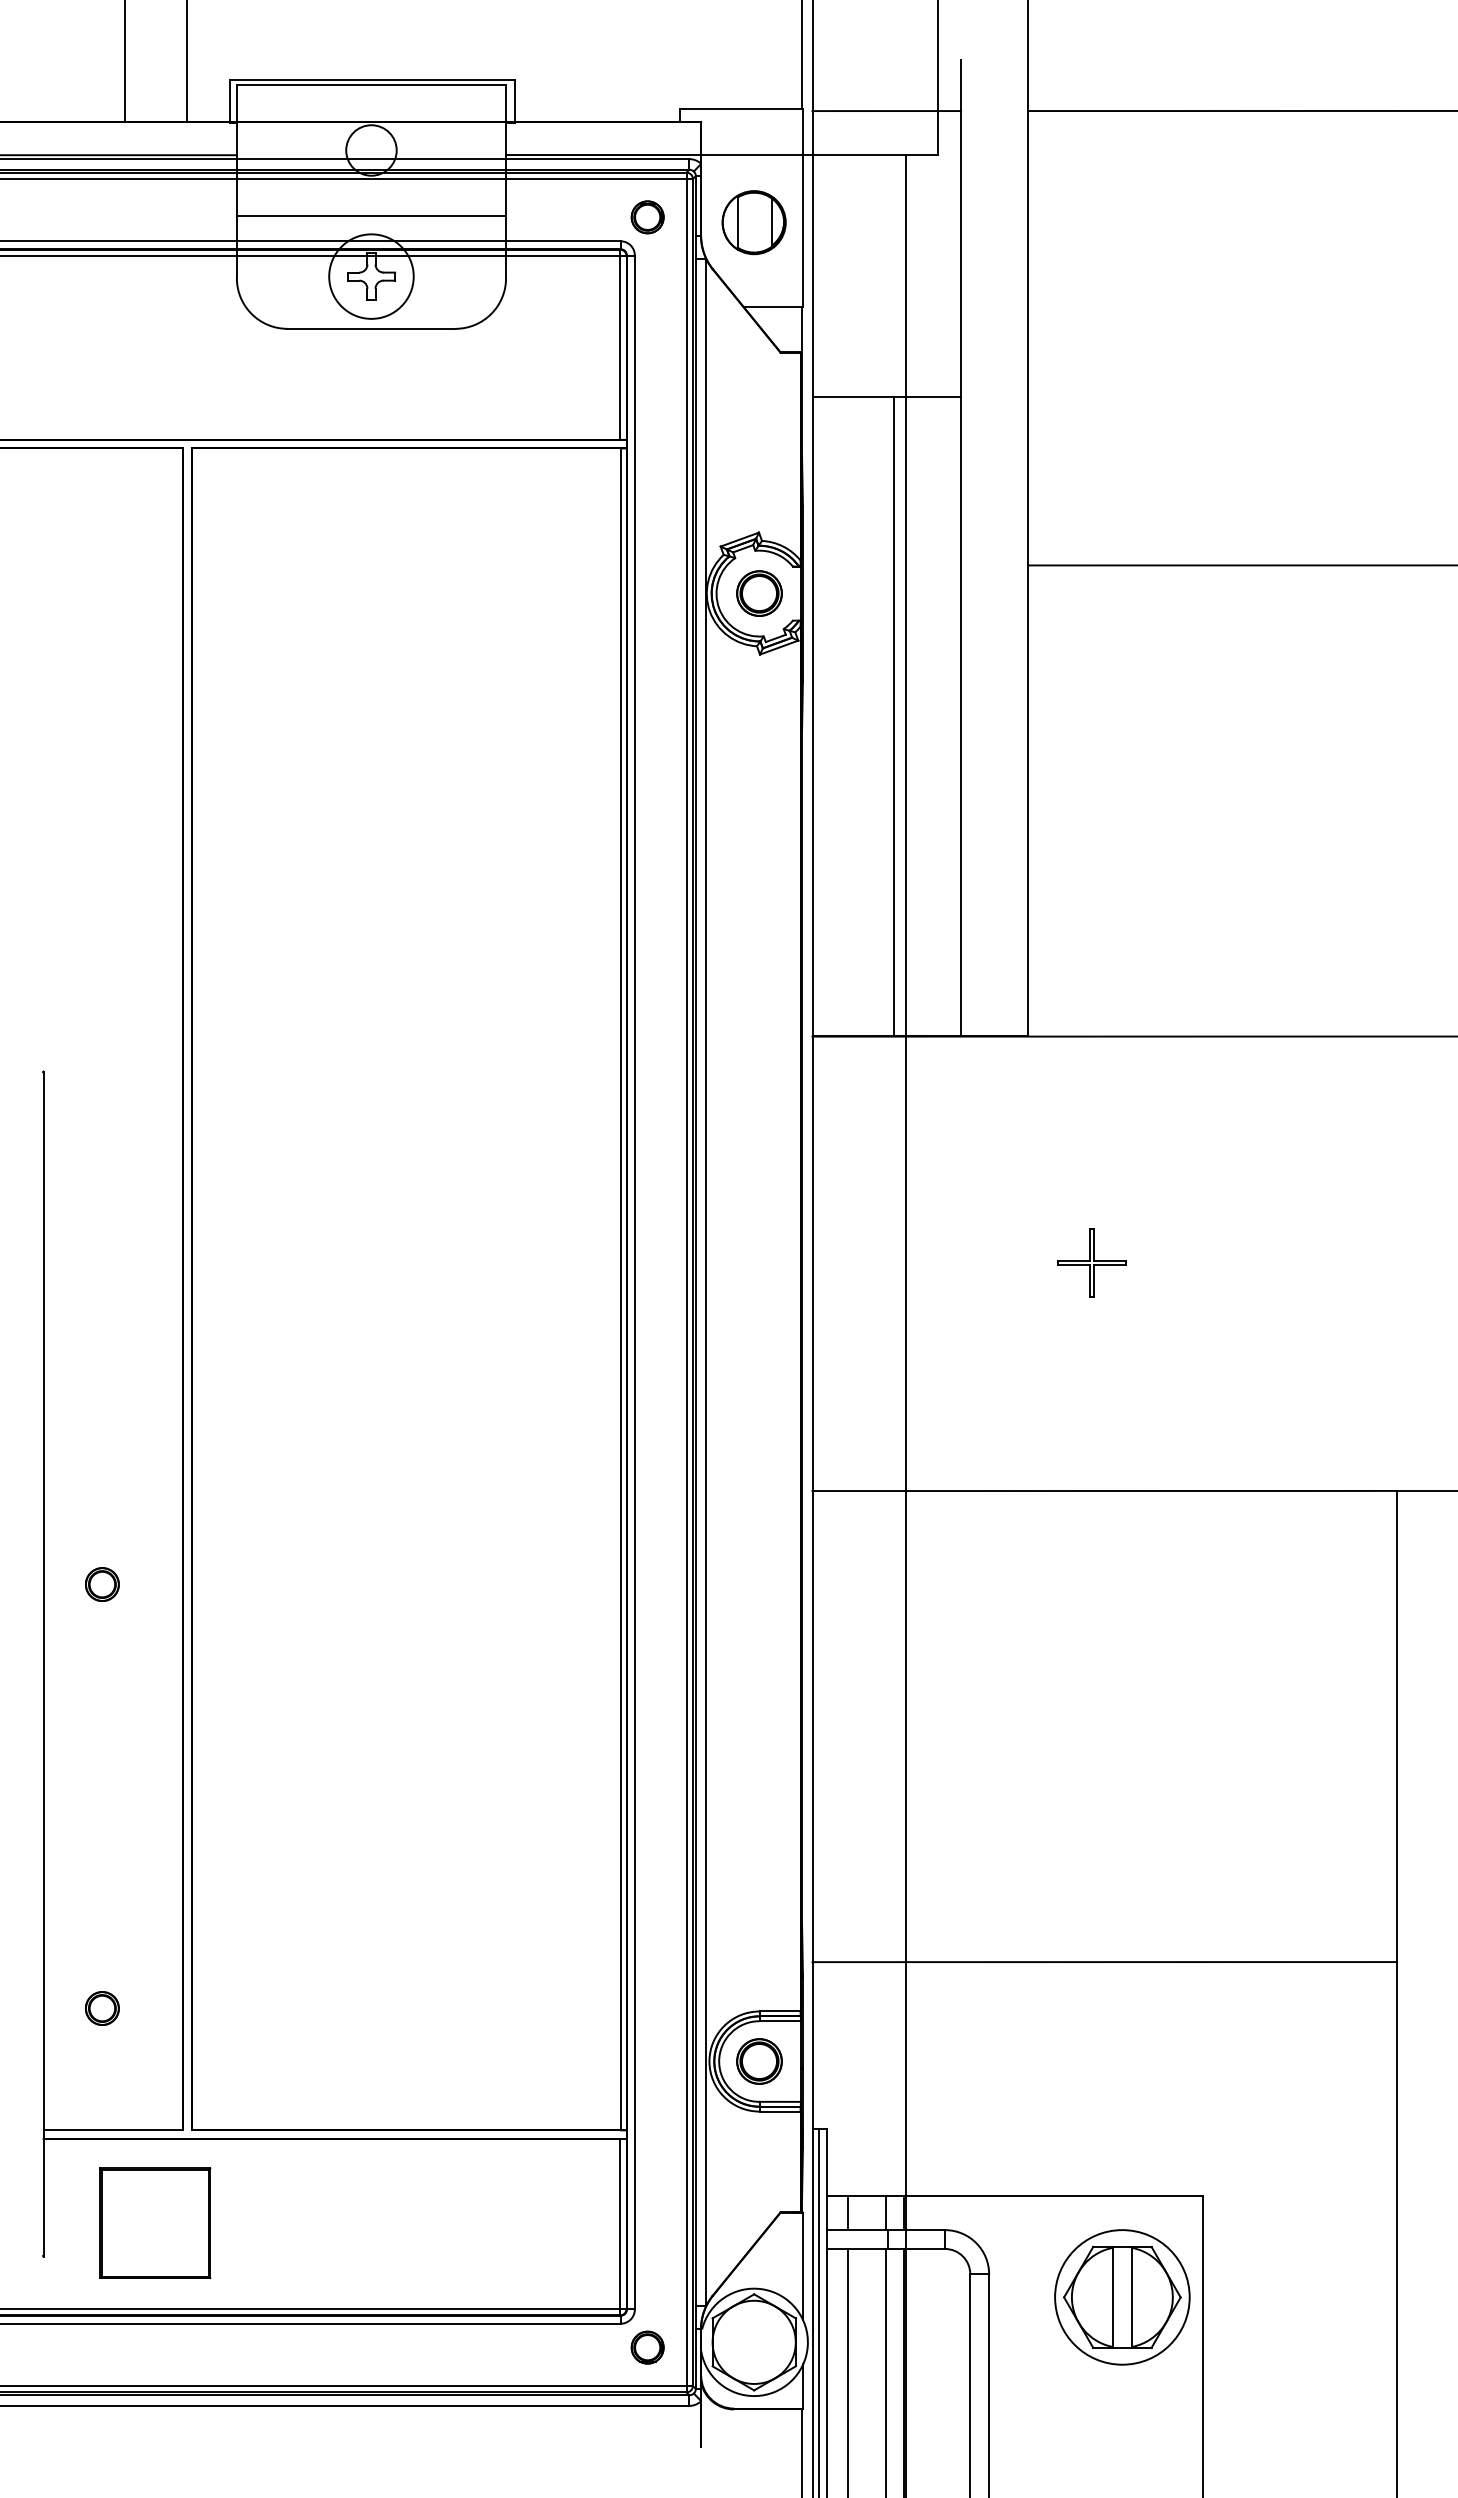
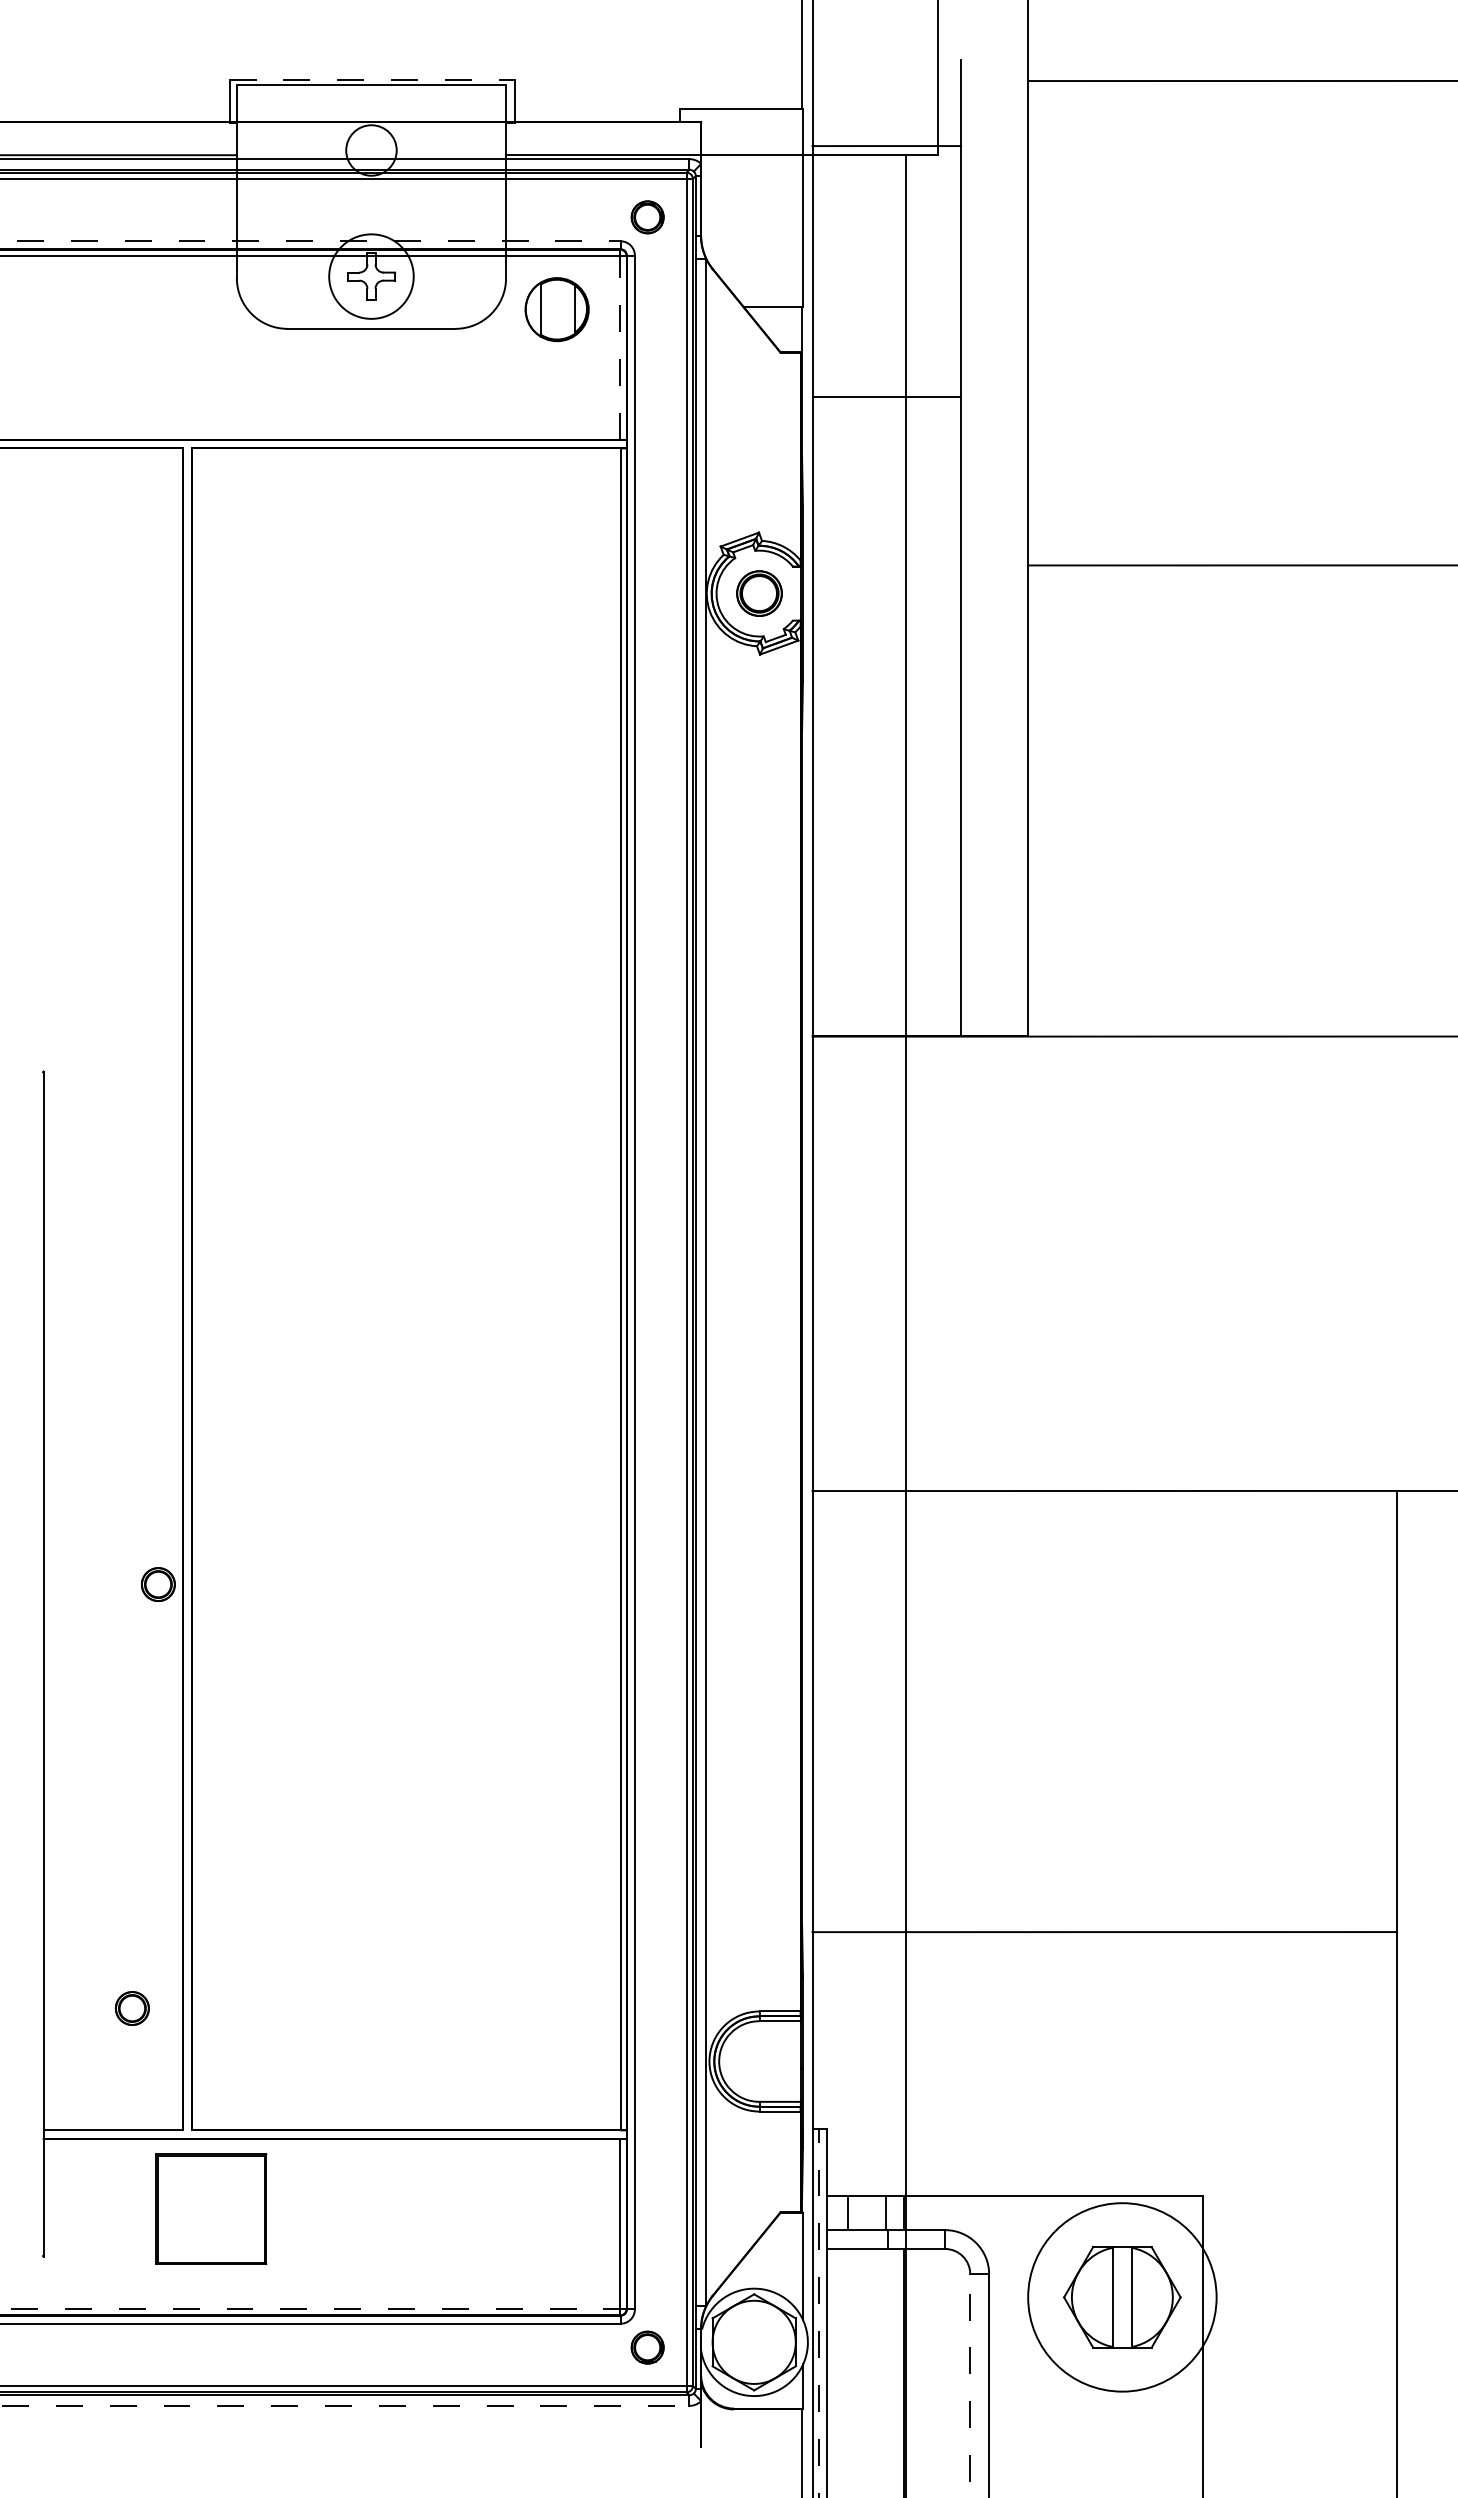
line: present -> none (125, 61)
line: present -> none (186, 61)
line: solid -> dashed (372, 79)
line position: (1241, 110) -> (1241, 80) (1241, 80)
line position: (886, 111) -> (886, 146) (886, 146)
line: present -> none (371, 216)
part position: (753, 222) -> (556, 309) (556, 309)
line: solid -> dashed (310, 241)
line: solid -> dashed (620, 344)
line: present -> none (893, 715)
part: present -> none (1091, 1262)
part position: (102, 1584) -> (158, 1584) (158, 1584)
line position: (1104, 1962) -> (1104, 1932) (1104, 1932)
part position: (102, 2008) -> (132, 2008) (132, 2008)
part: present -> none (759, 2061)
part position: (155, 2223) -> (211, 2209) (211, 2209)
circle diameter: 135 px -> 188 px (1122, 2297)
line: solid -> dashed (313, 2309)
line: solid -> dashed (818, 2313)
line: present -> none (847, 2371)
line: present -> none (885, 2371)
line: solid -> dashed (970, 2385)
line: solid -> dashed (345, 2405)
